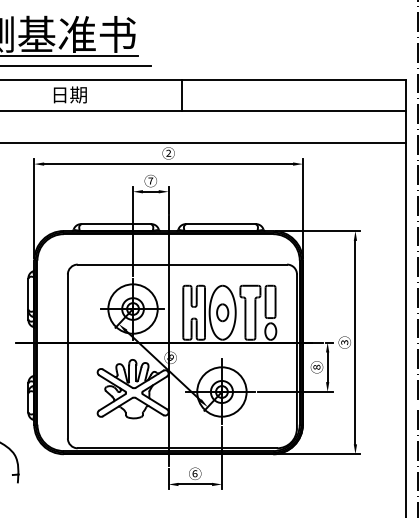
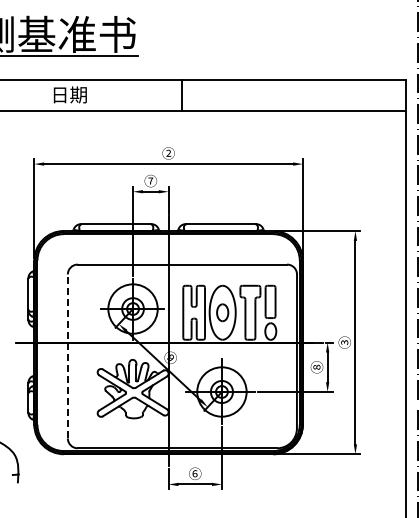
line: present -> none (76, 66)
line: present -> none (204, 142)
line: solid -> dashed (67, 356)
